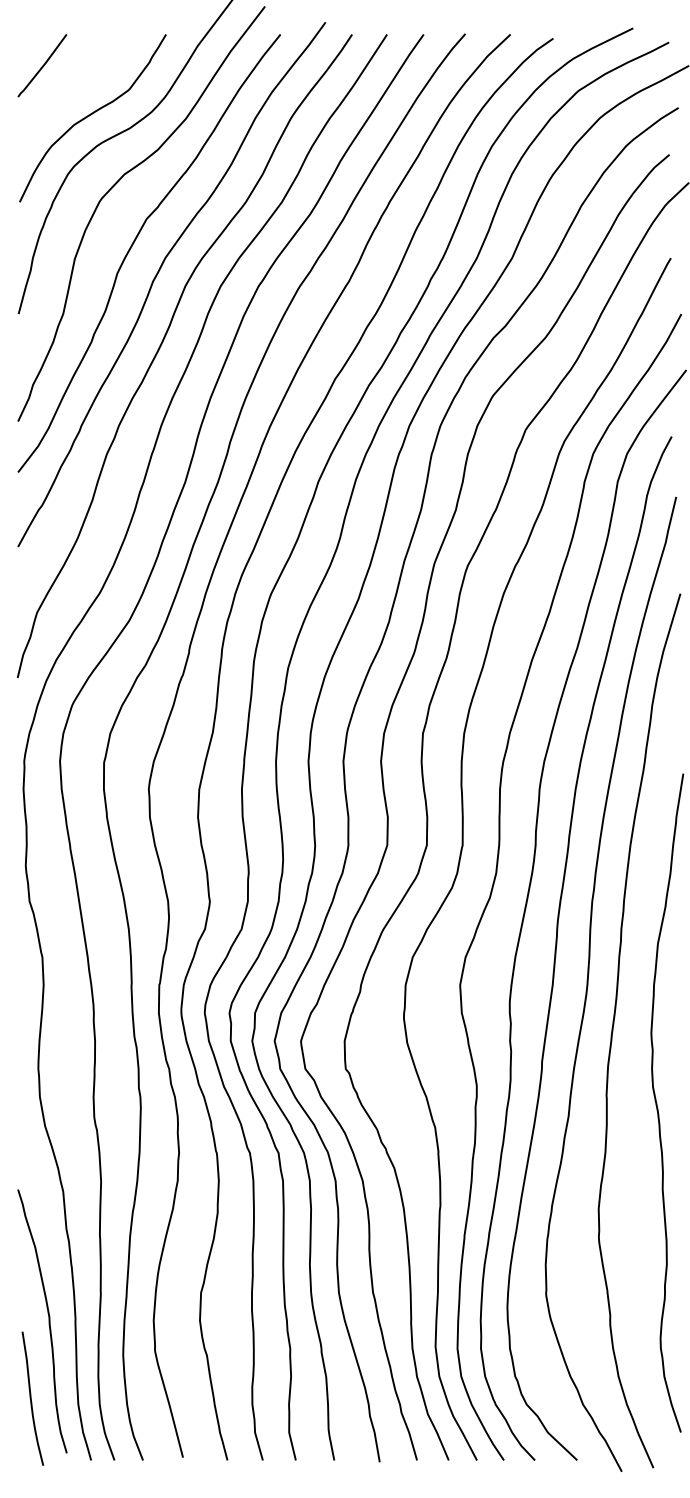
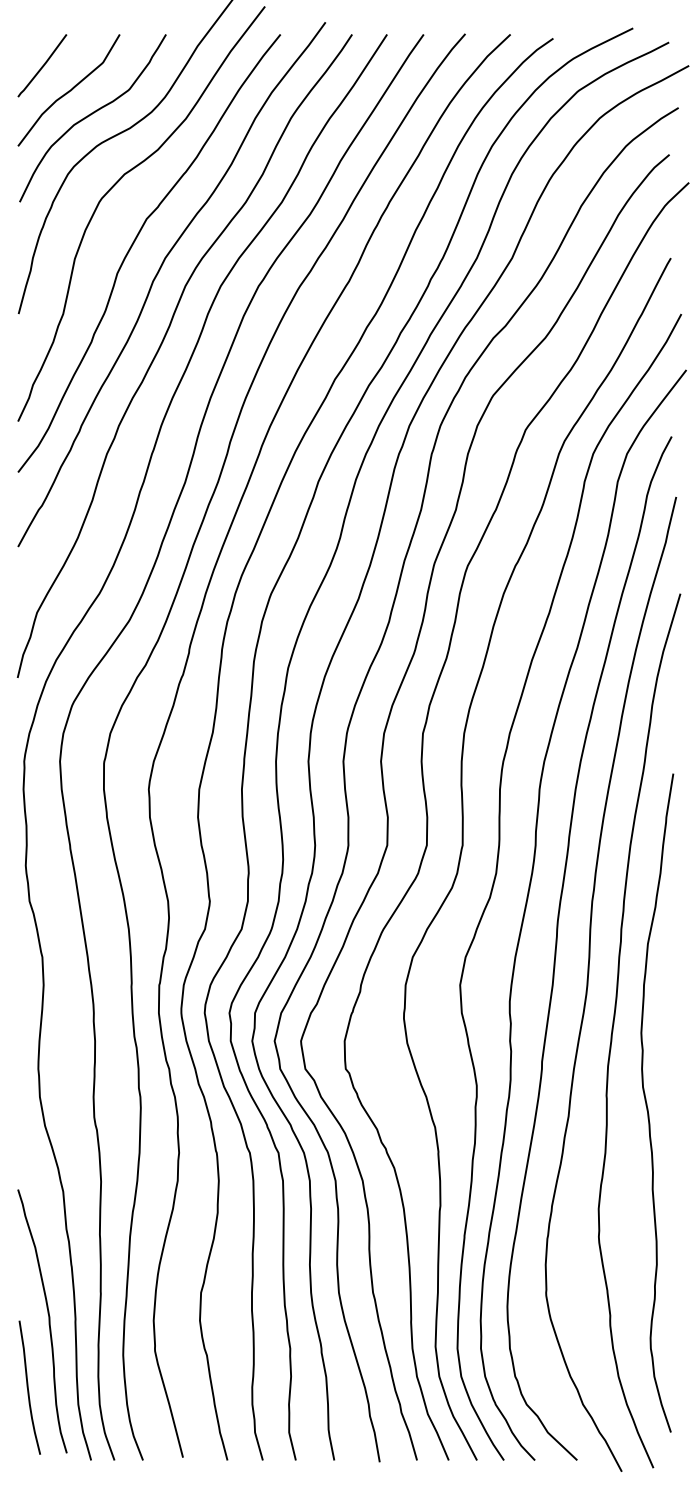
curve: none -> present (68, 90)
curve position: (657, 1103) -> (647, 1103) (647, 1103)
curve position: (31, 1398) -> (28, 1387) (28, 1387)
